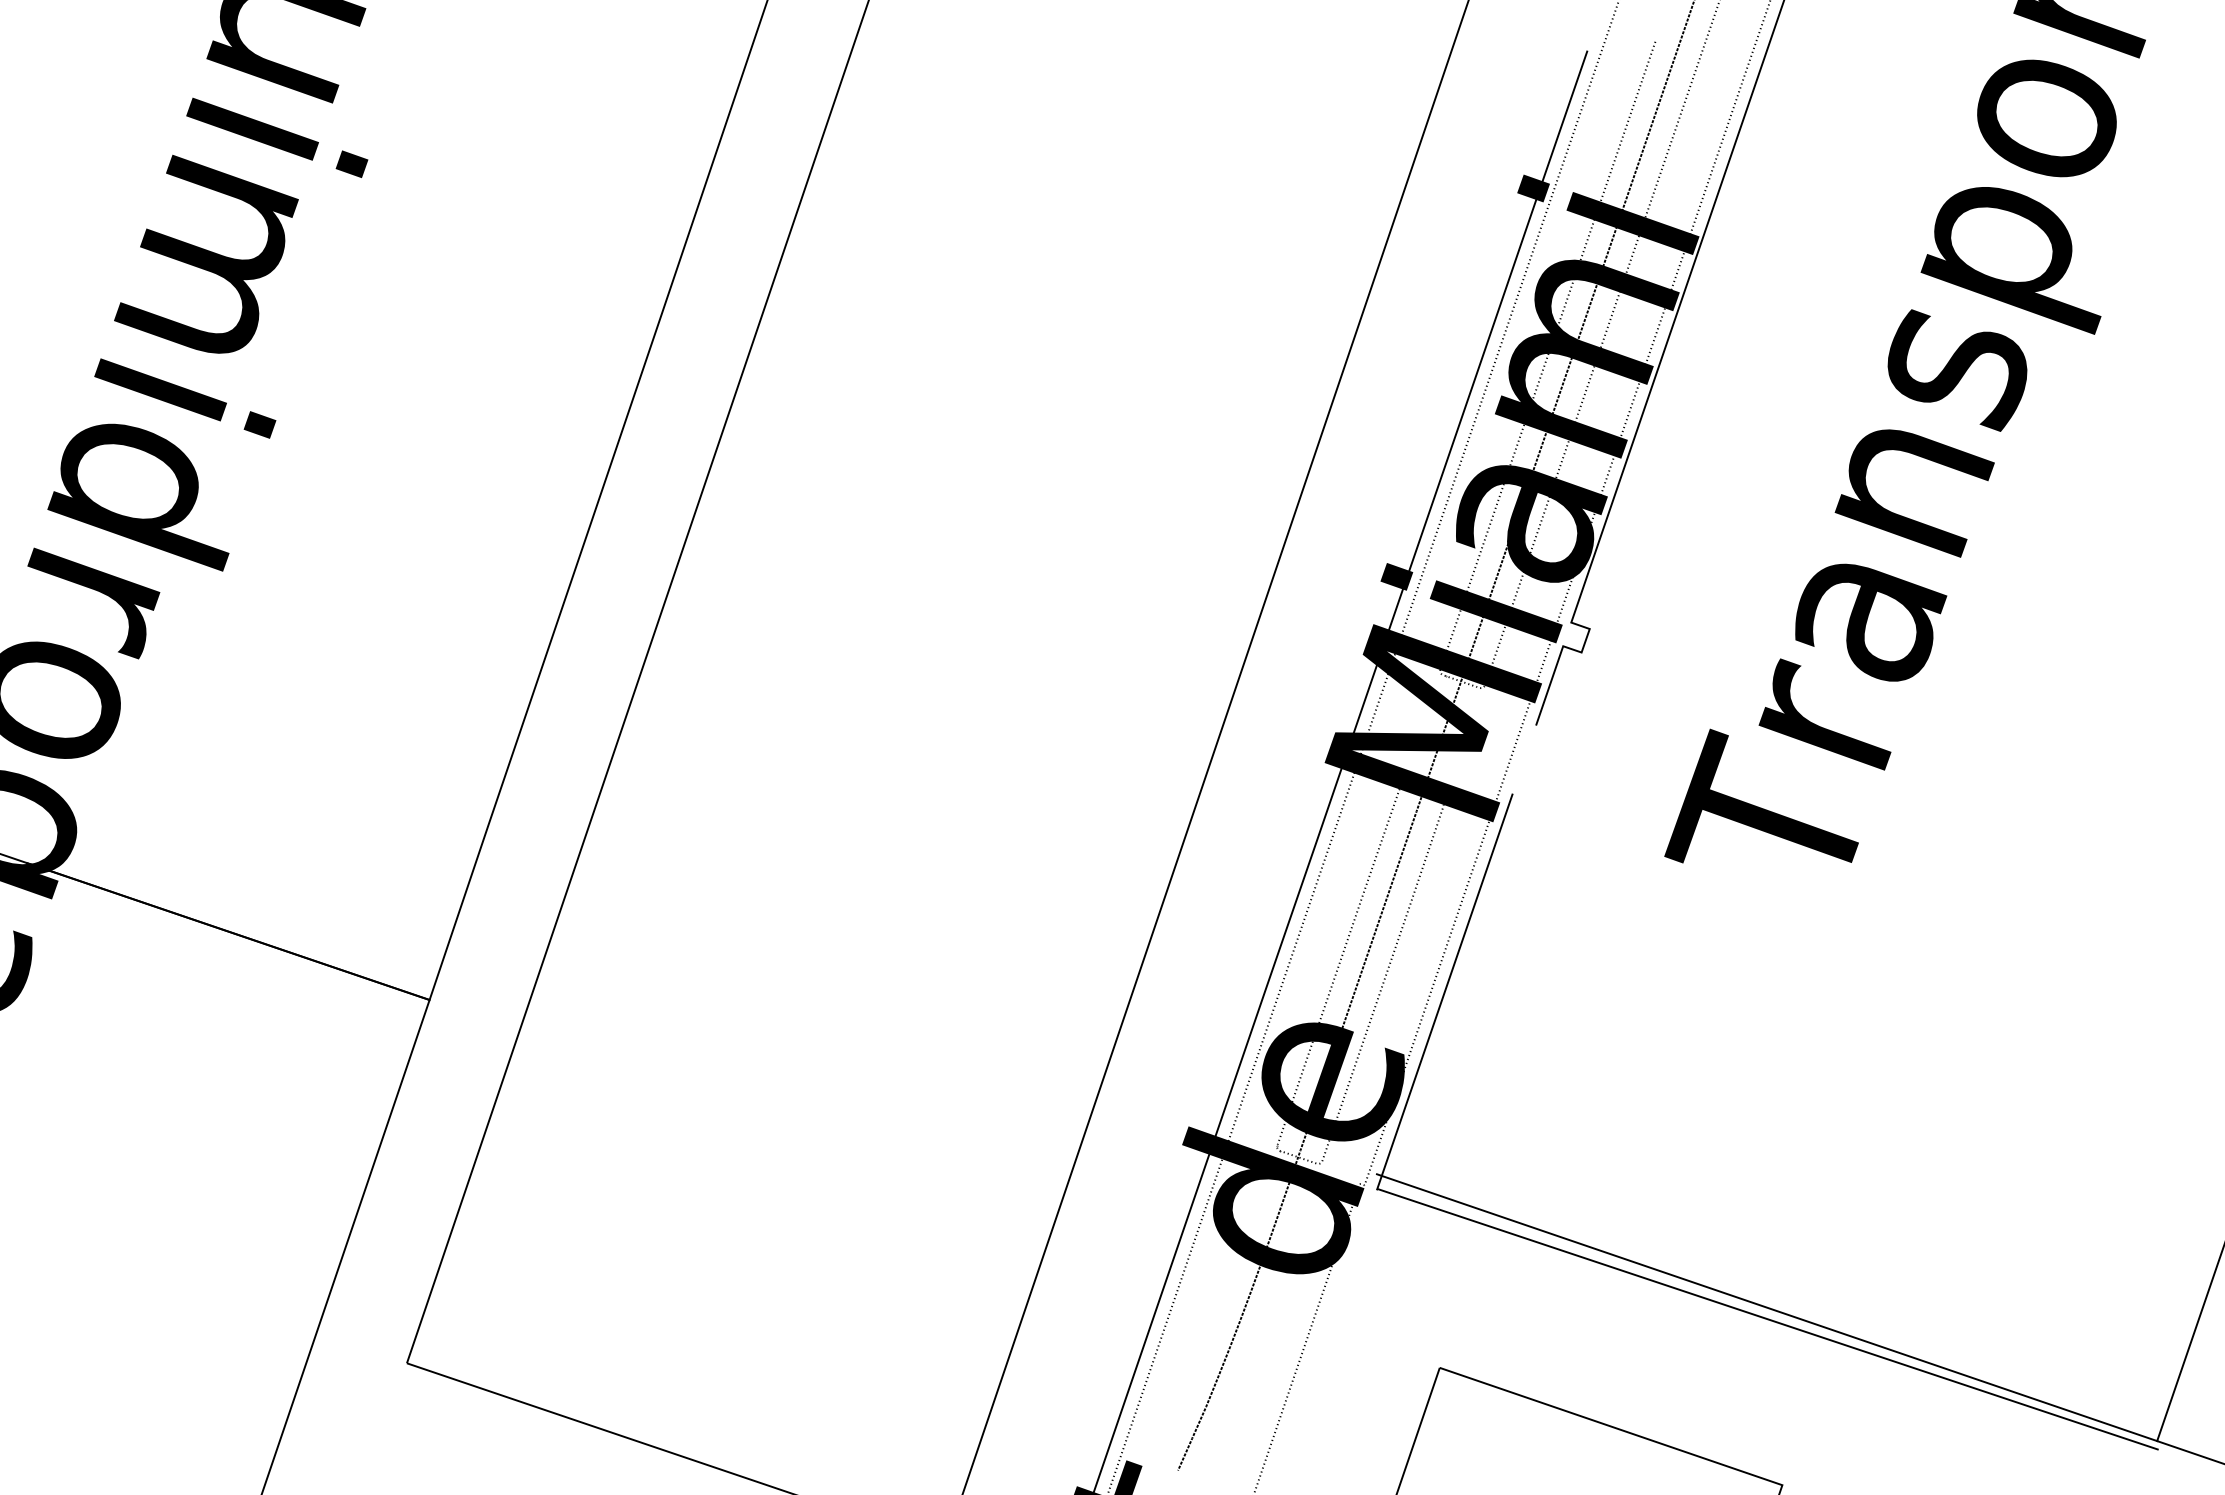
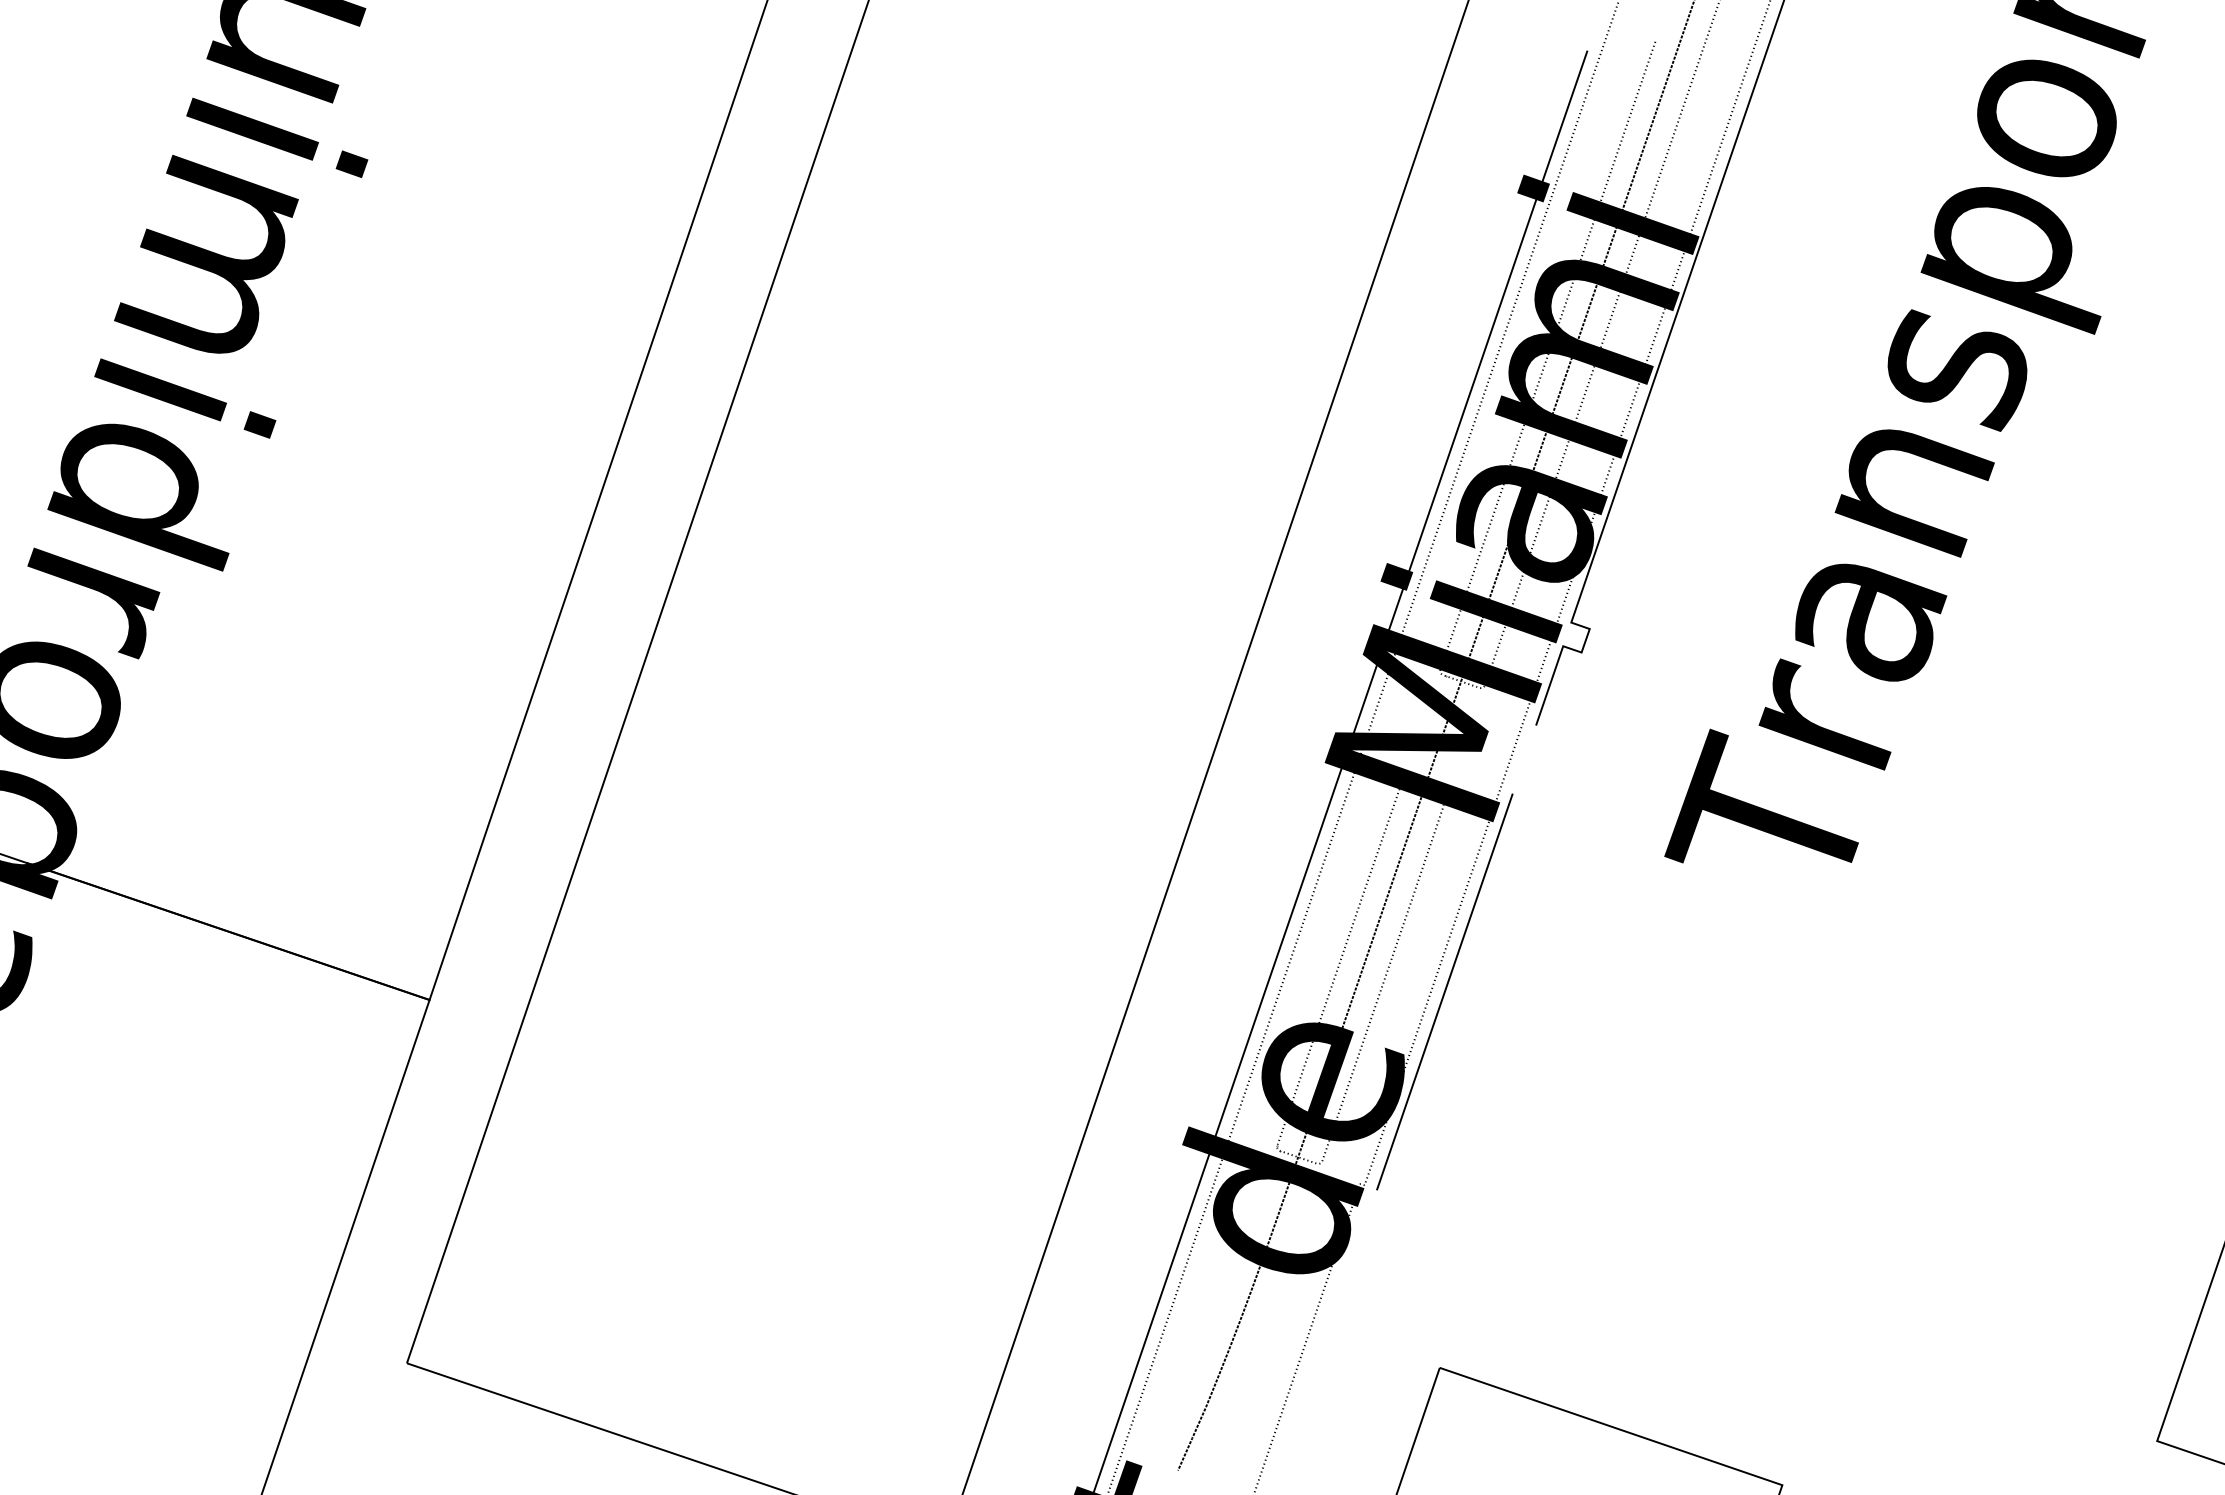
line: present -> none (1766, 1307)
line: present -> none (1767, 1319)
